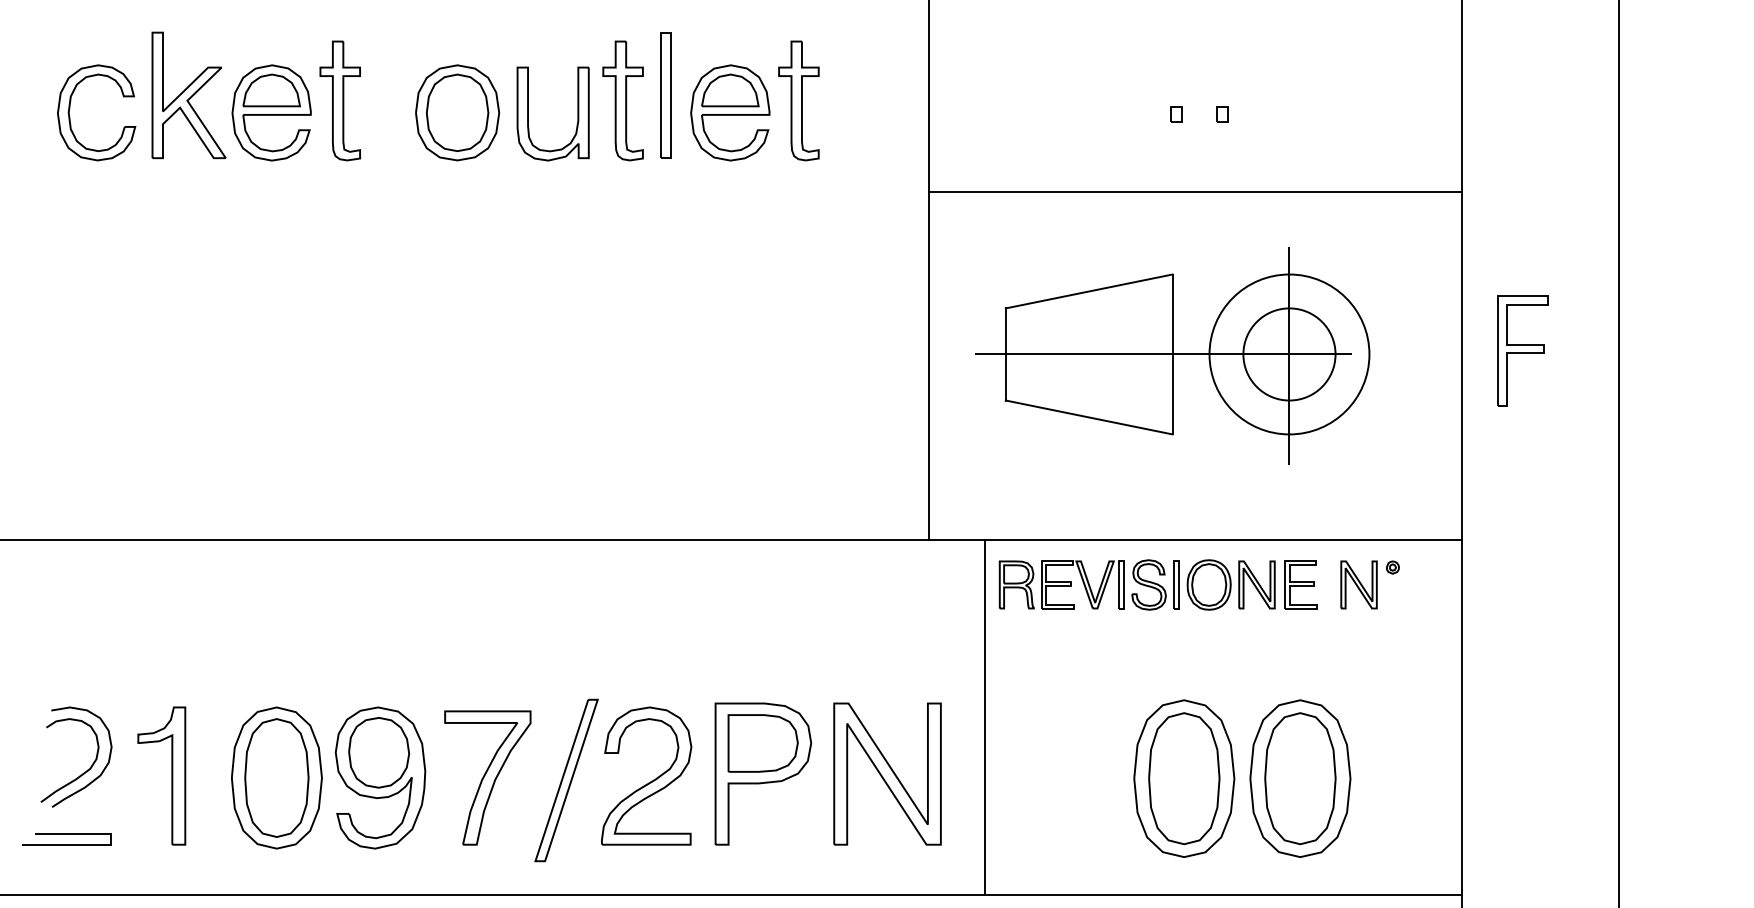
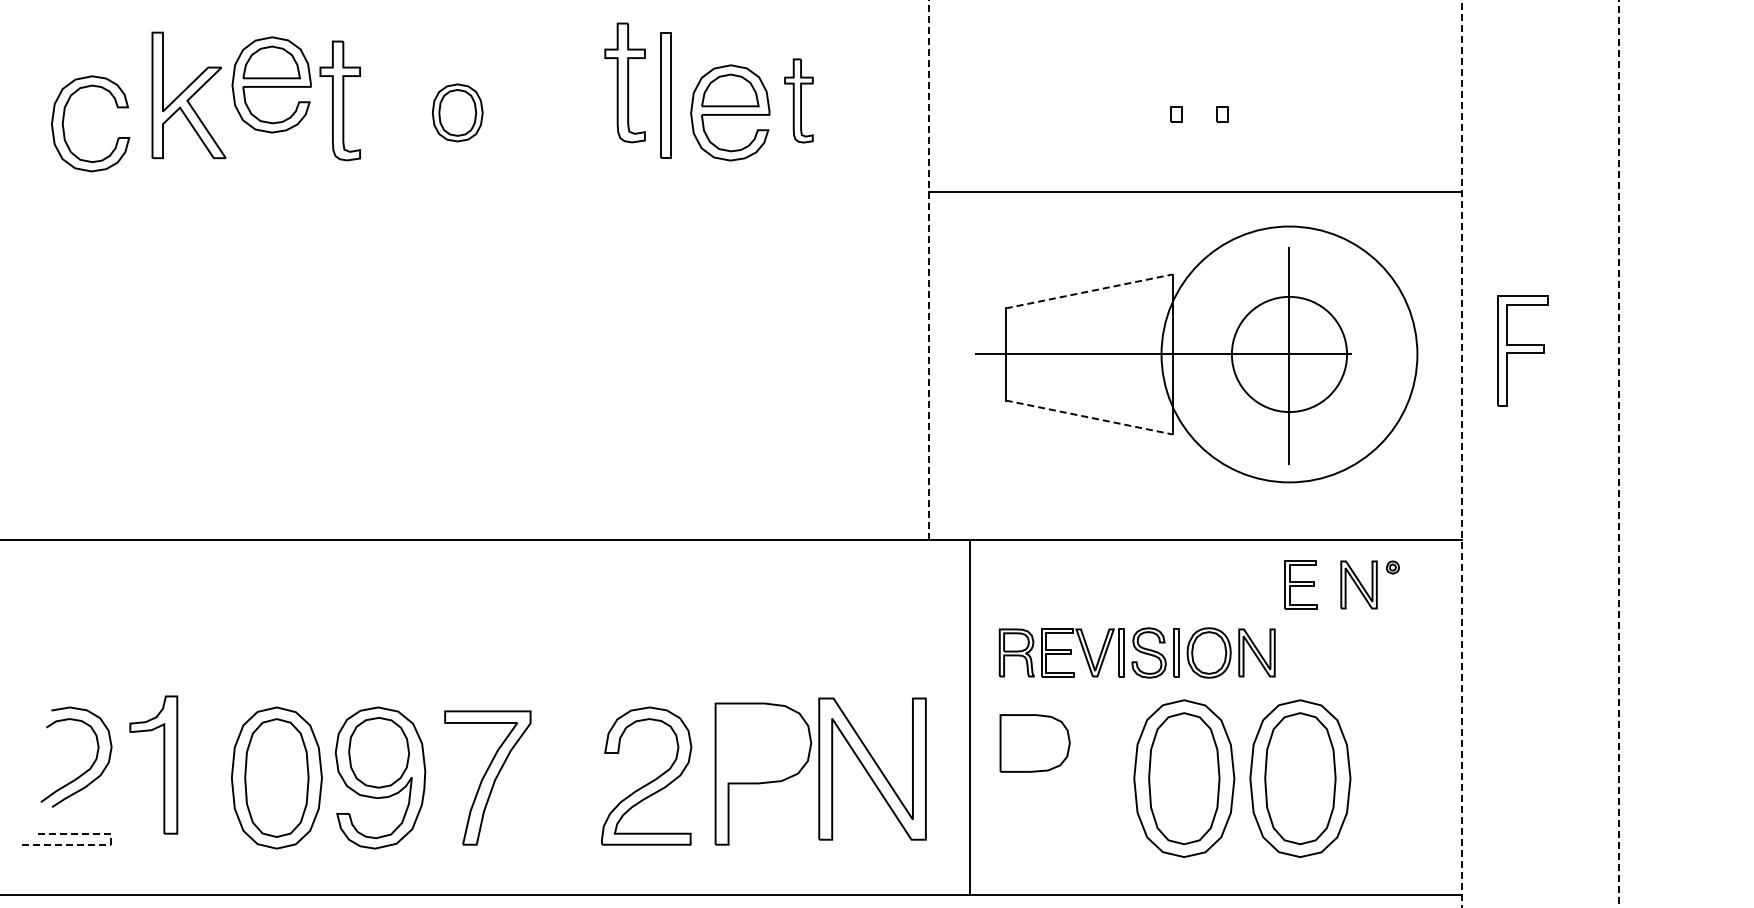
part position: (622, 100) -> (624, 82) (624, 82)
part size: 42x122 px -> 30x86 px (798, 100)
part position: (70, 108) -> (64, 119) (64, 119)
part position: (271, 112) -> (271, 84) (271, 84)
part size: 86x98 px -> 52x60 px (457, 112)
part: present -> none (528, 113)
line: solid -> dashed (928, 270)
line: solid -> dashed (1089, 291)
circle diameter: 160 px -> 256 px (1289, 354)
circle diameter: 92 px -> 115 px (1289, 354)
line: solid -> dashed (1089, 417)
line: solid -> dashed (1619, 453)
line: solid -> dashed (1462, 454)
part position: (1136, 584) -> (1136, 652) (1136, 652)
line position: (985, 717) -> (970, 717) (970, 717)
part position: (762, 743) -> (1034, 743) (1034, 743)
part position: (887, 773) -> (872, 768) (872, 768)
part position: (171, 775) -> (163, 764) (163, 764)
part: present -> none (566, 780)
line: solid -> dashed (110, 844)
